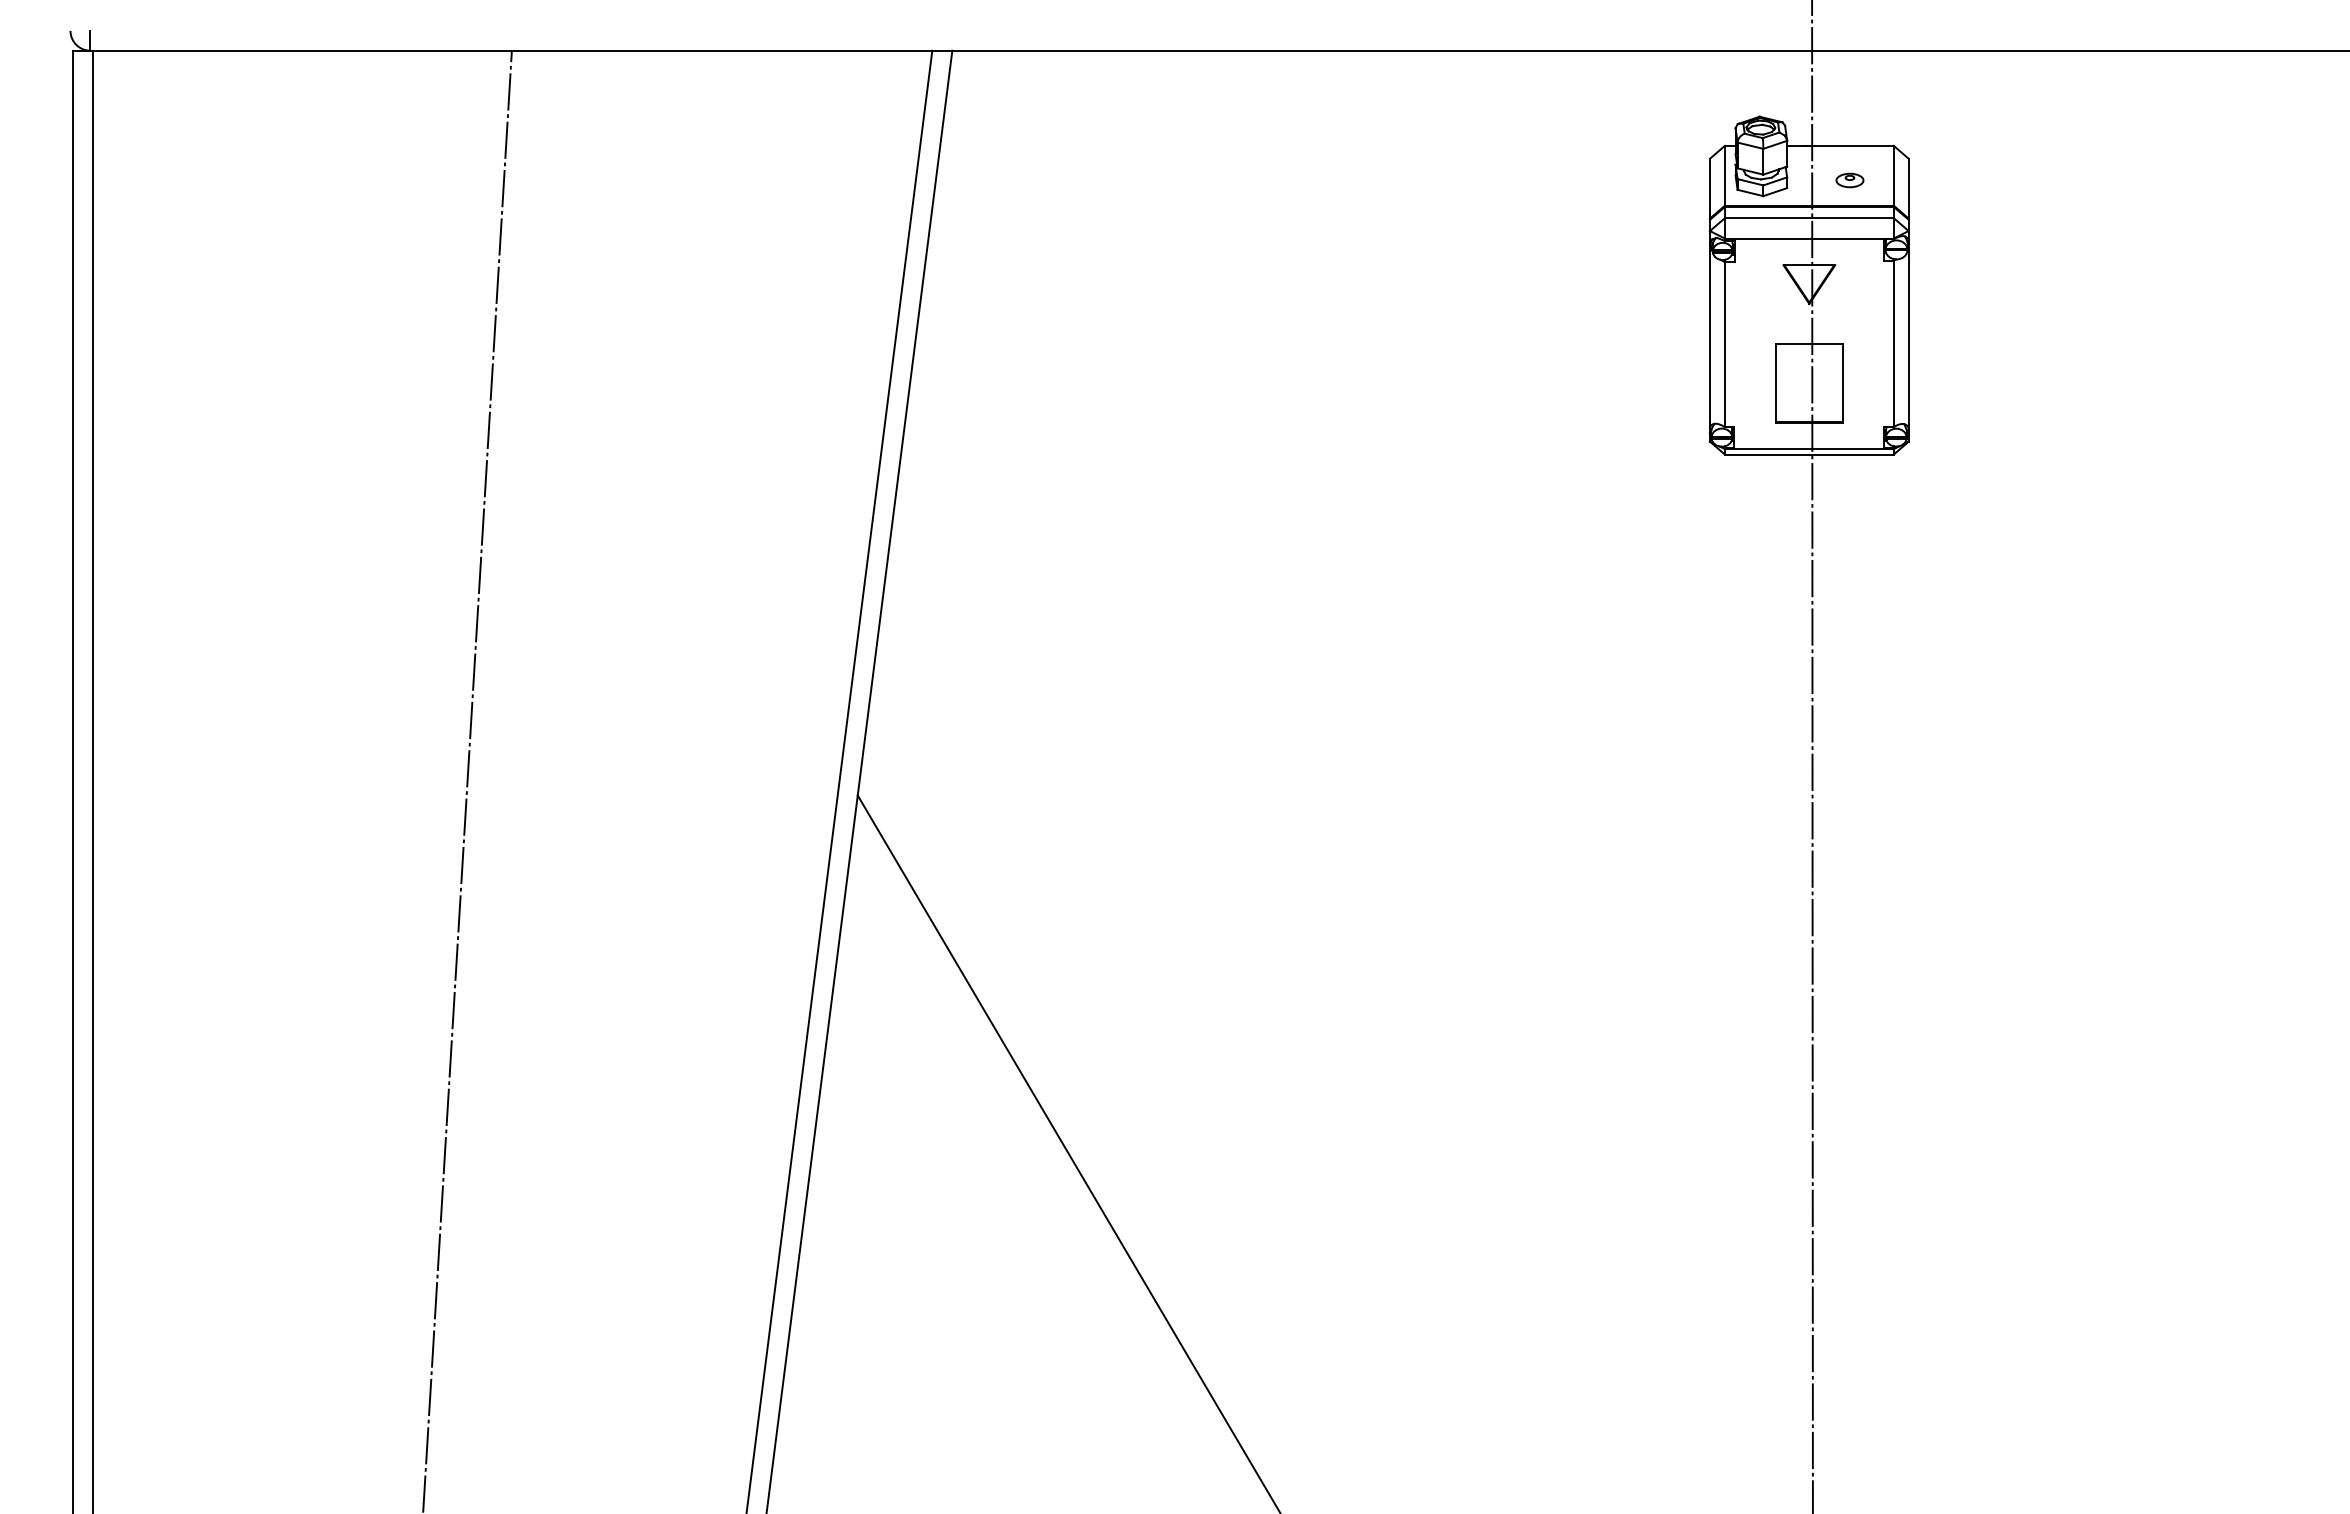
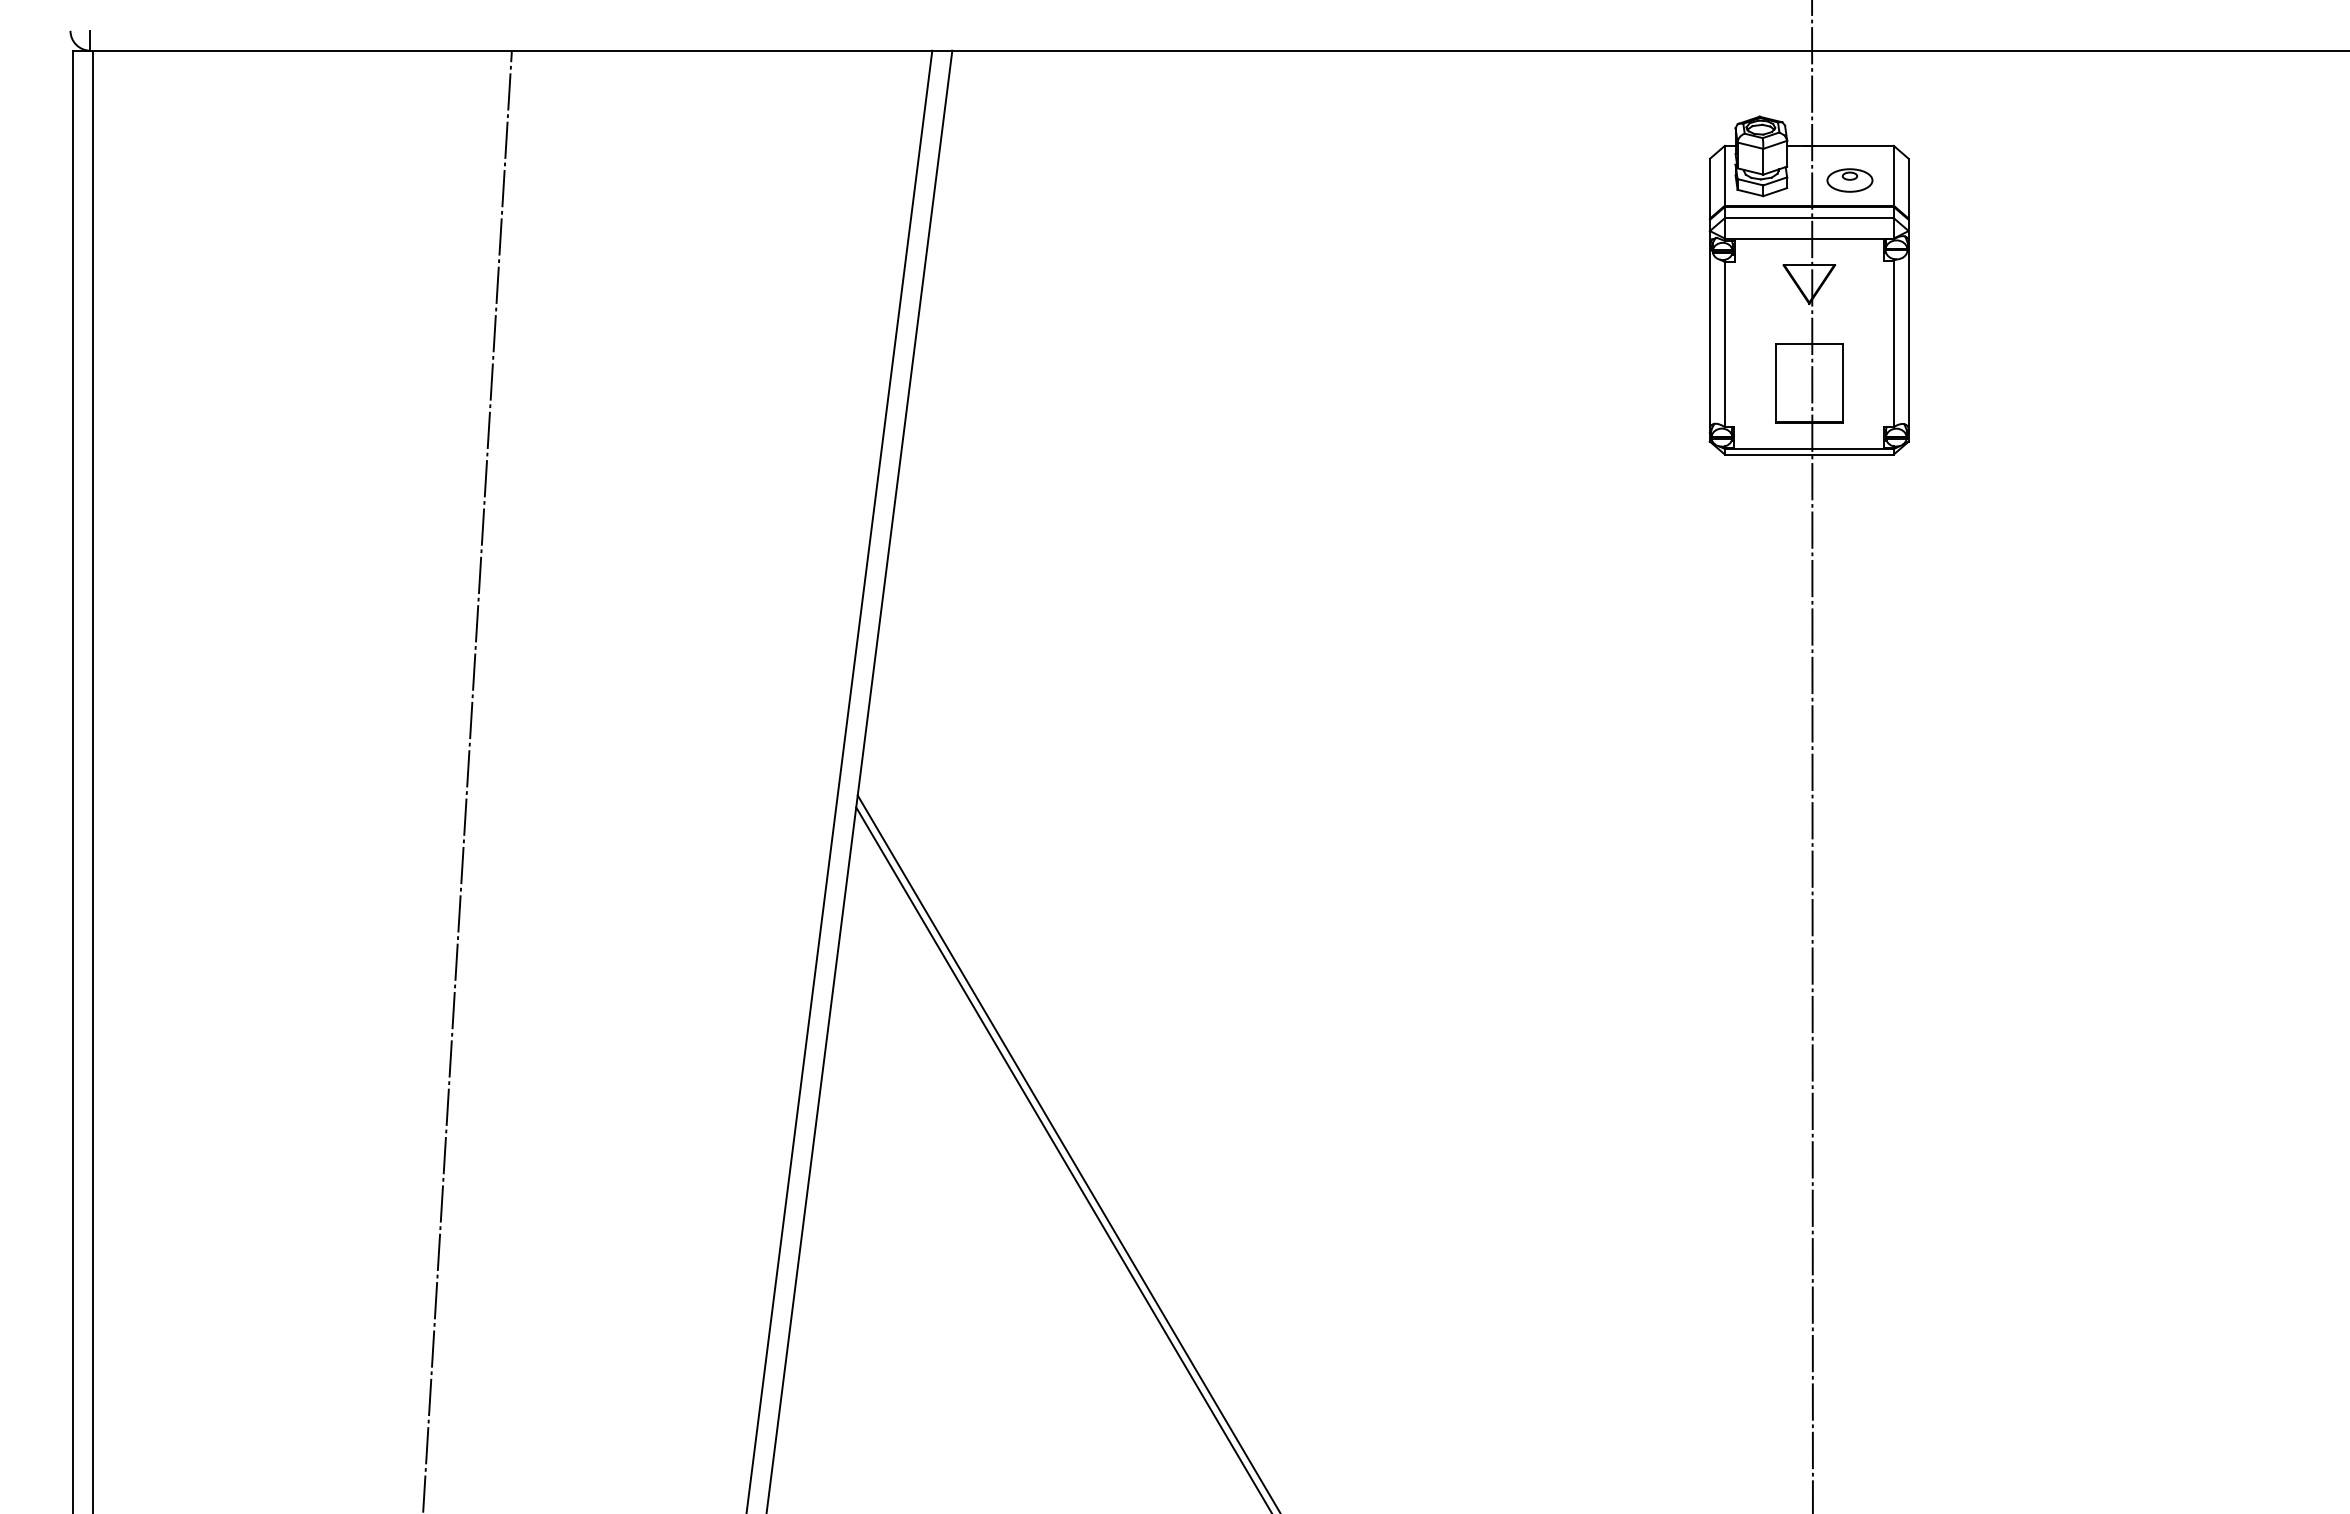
part size: 30x17 px -> 48x25 px (1849, 180)
line: none -> present (1063, 1158)
